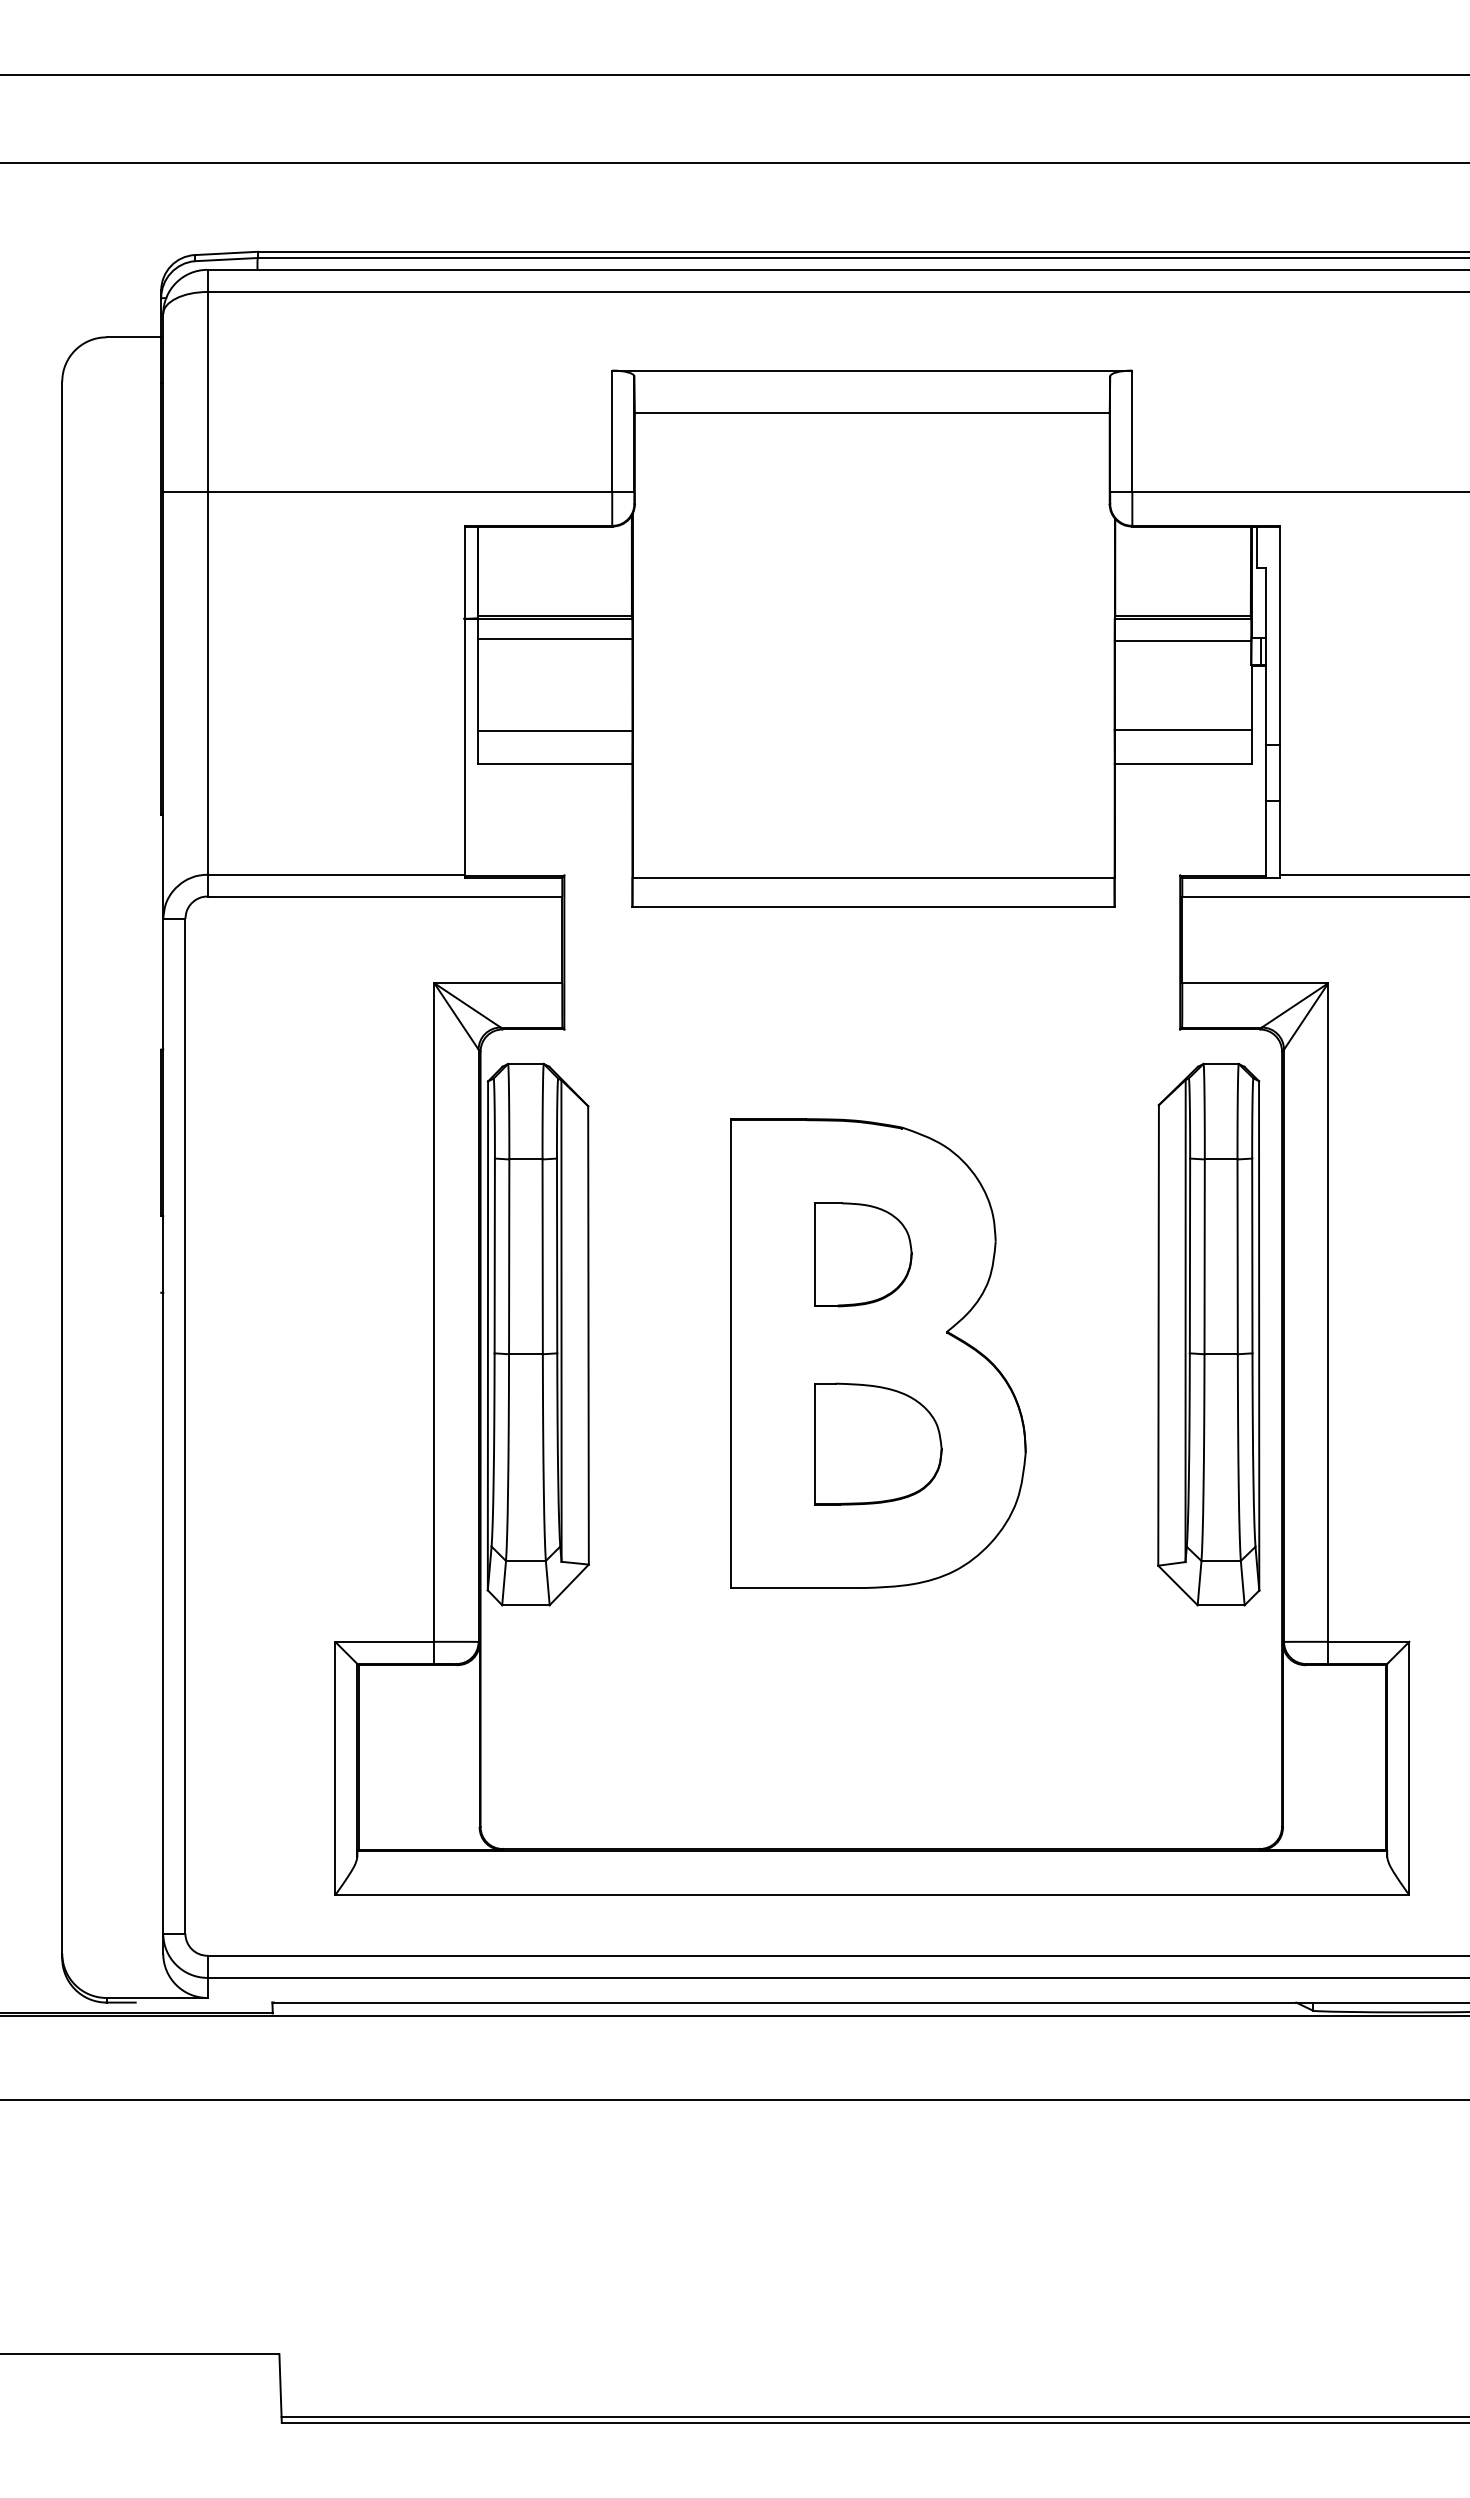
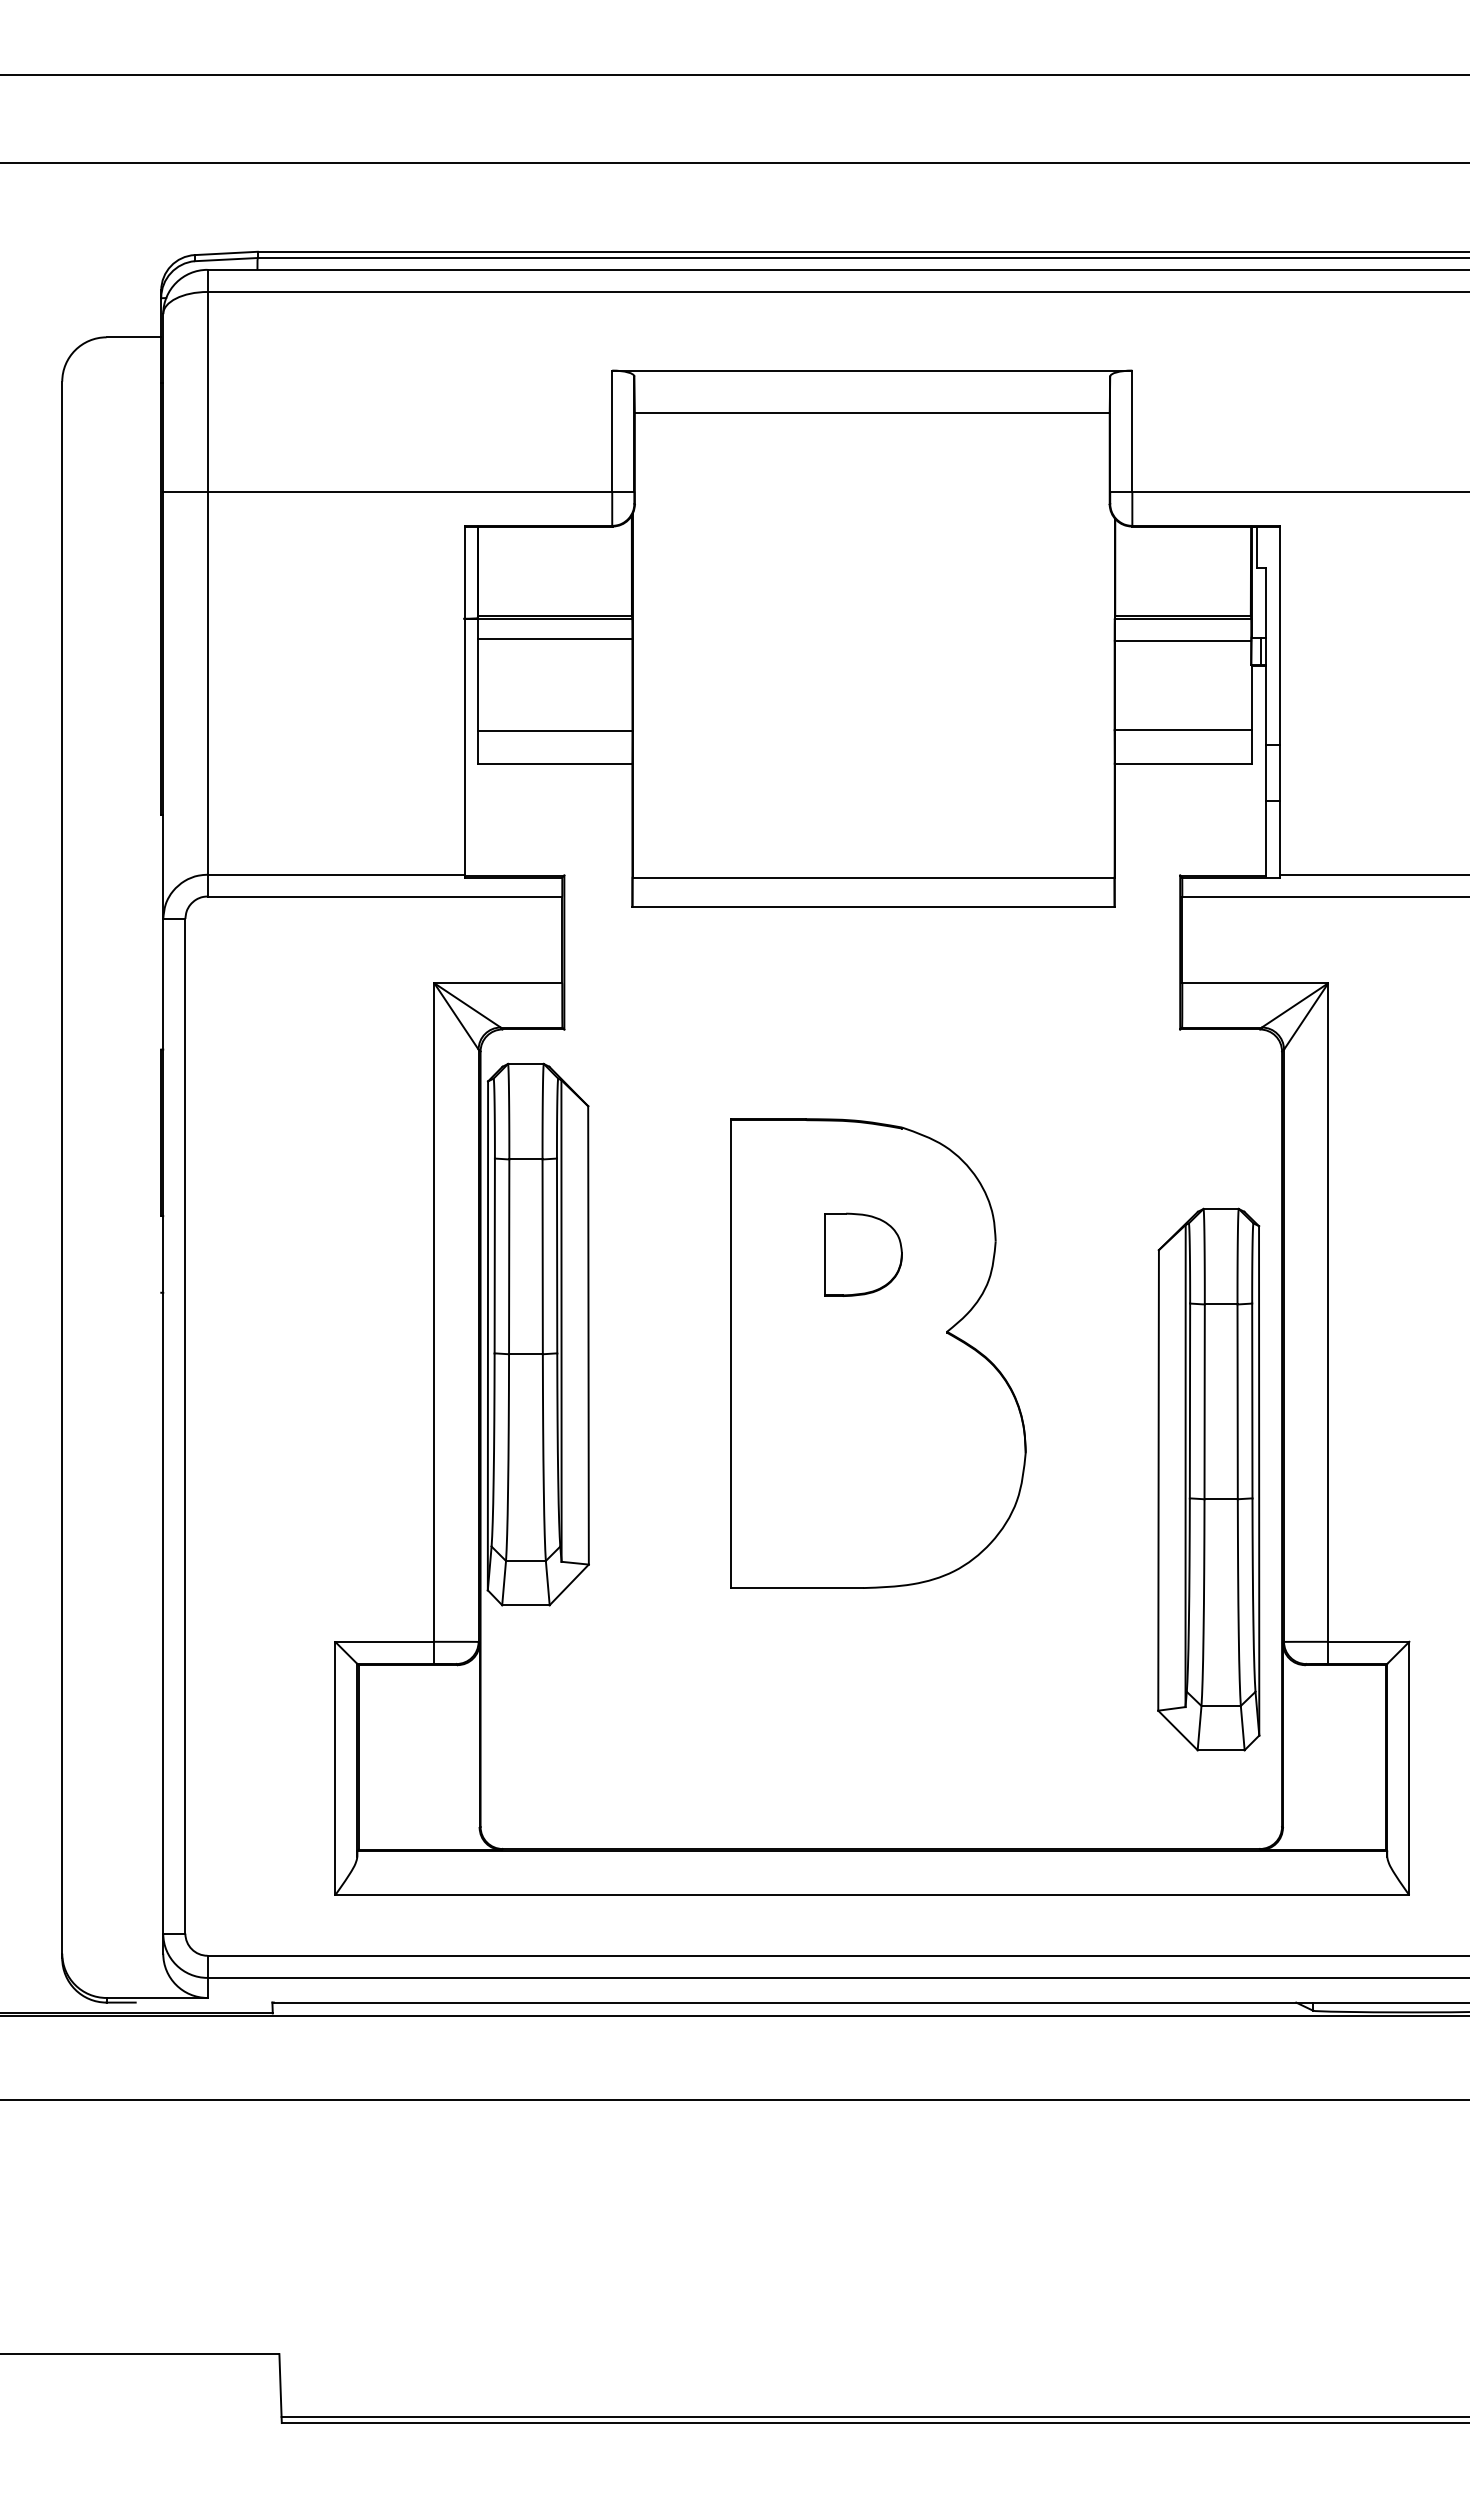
part size: 99x106 px -> 79x85 px (863, 1254)
part position: (1208, 1334) -> (1208, 1479) (1208, 1479)
part: present -> none (878, 1443)
